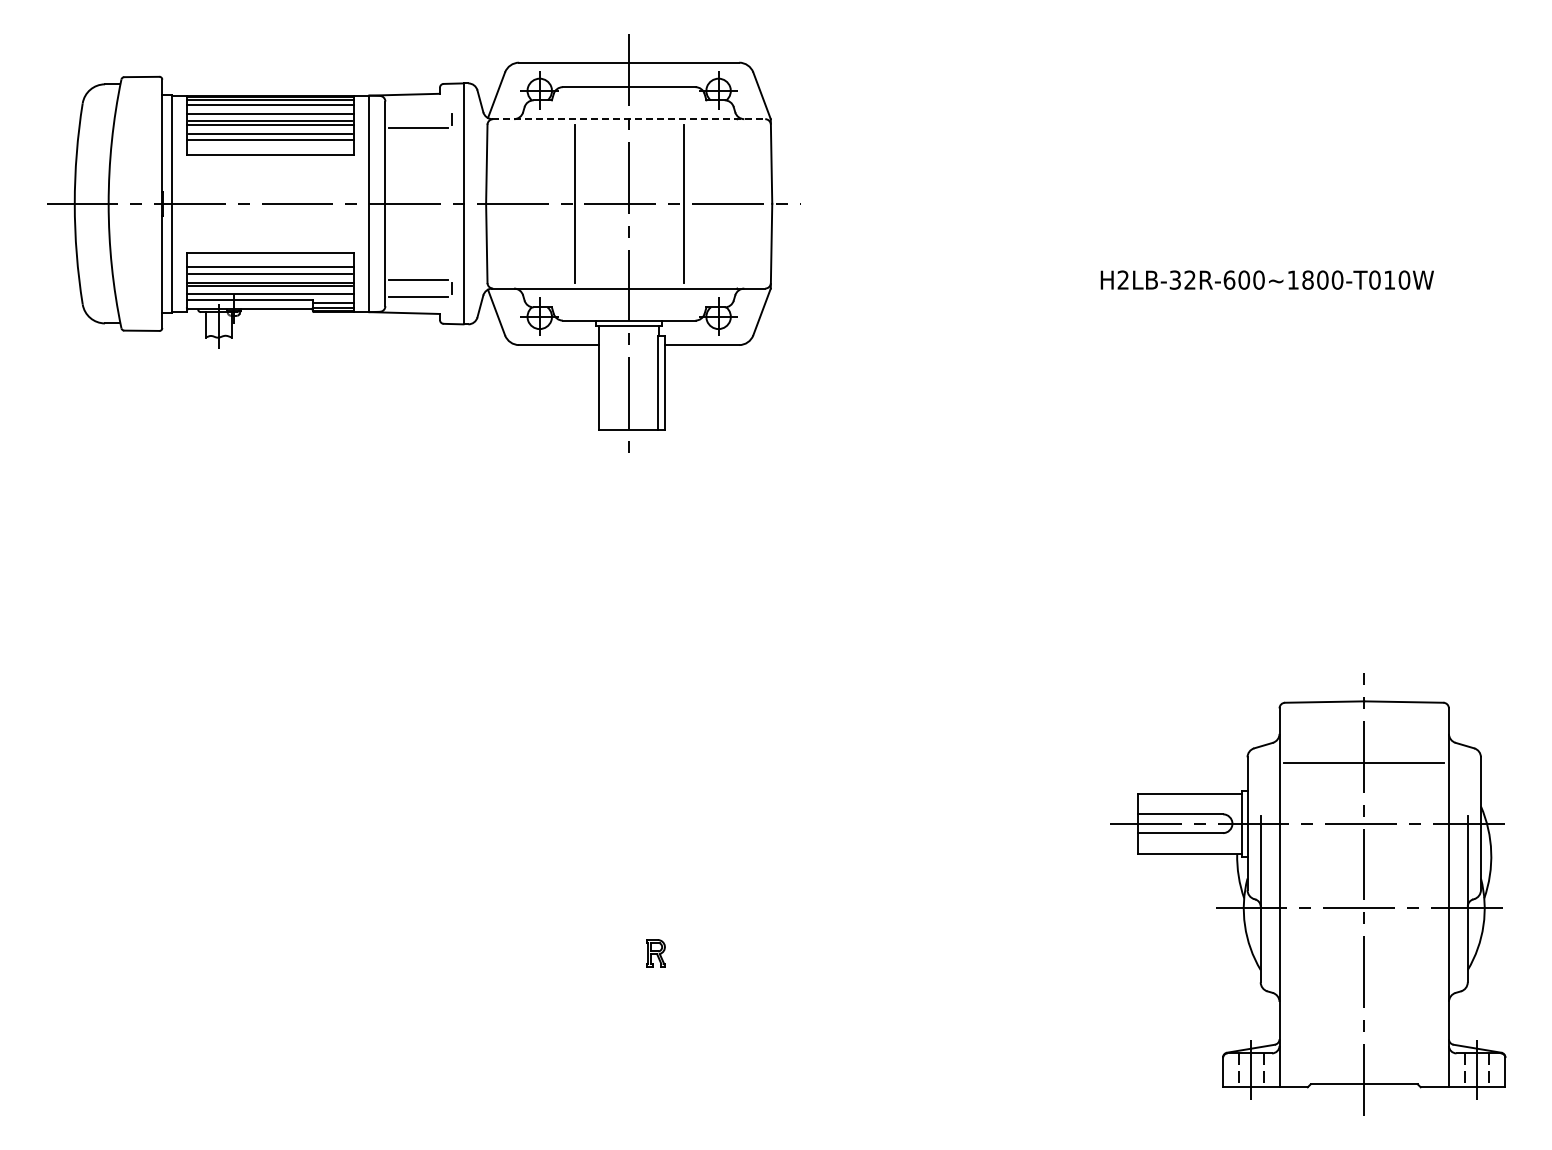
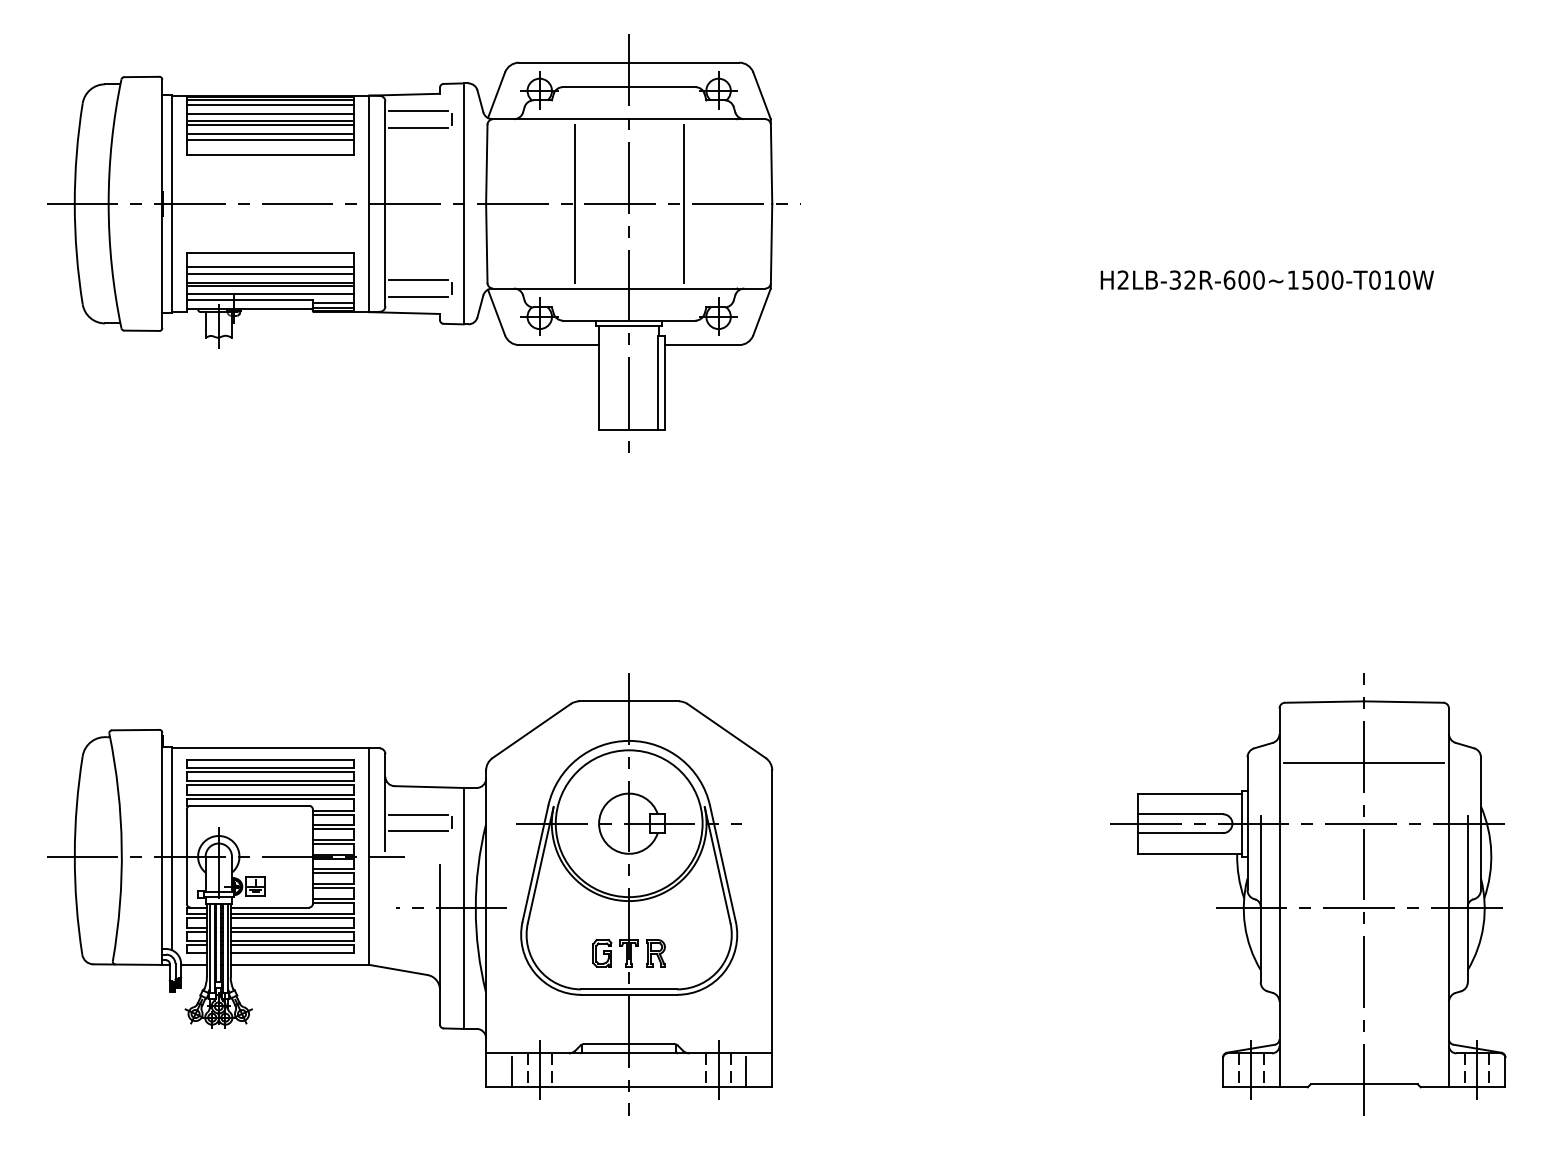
line: none -> present (418, 110)
line: dashed -> solid (629, 119)
text: H2LB-32R-600~1800-T010W -> H2LB-32R-600~1500-T010W (1307, 279)
part: none -> present (410, 894)
